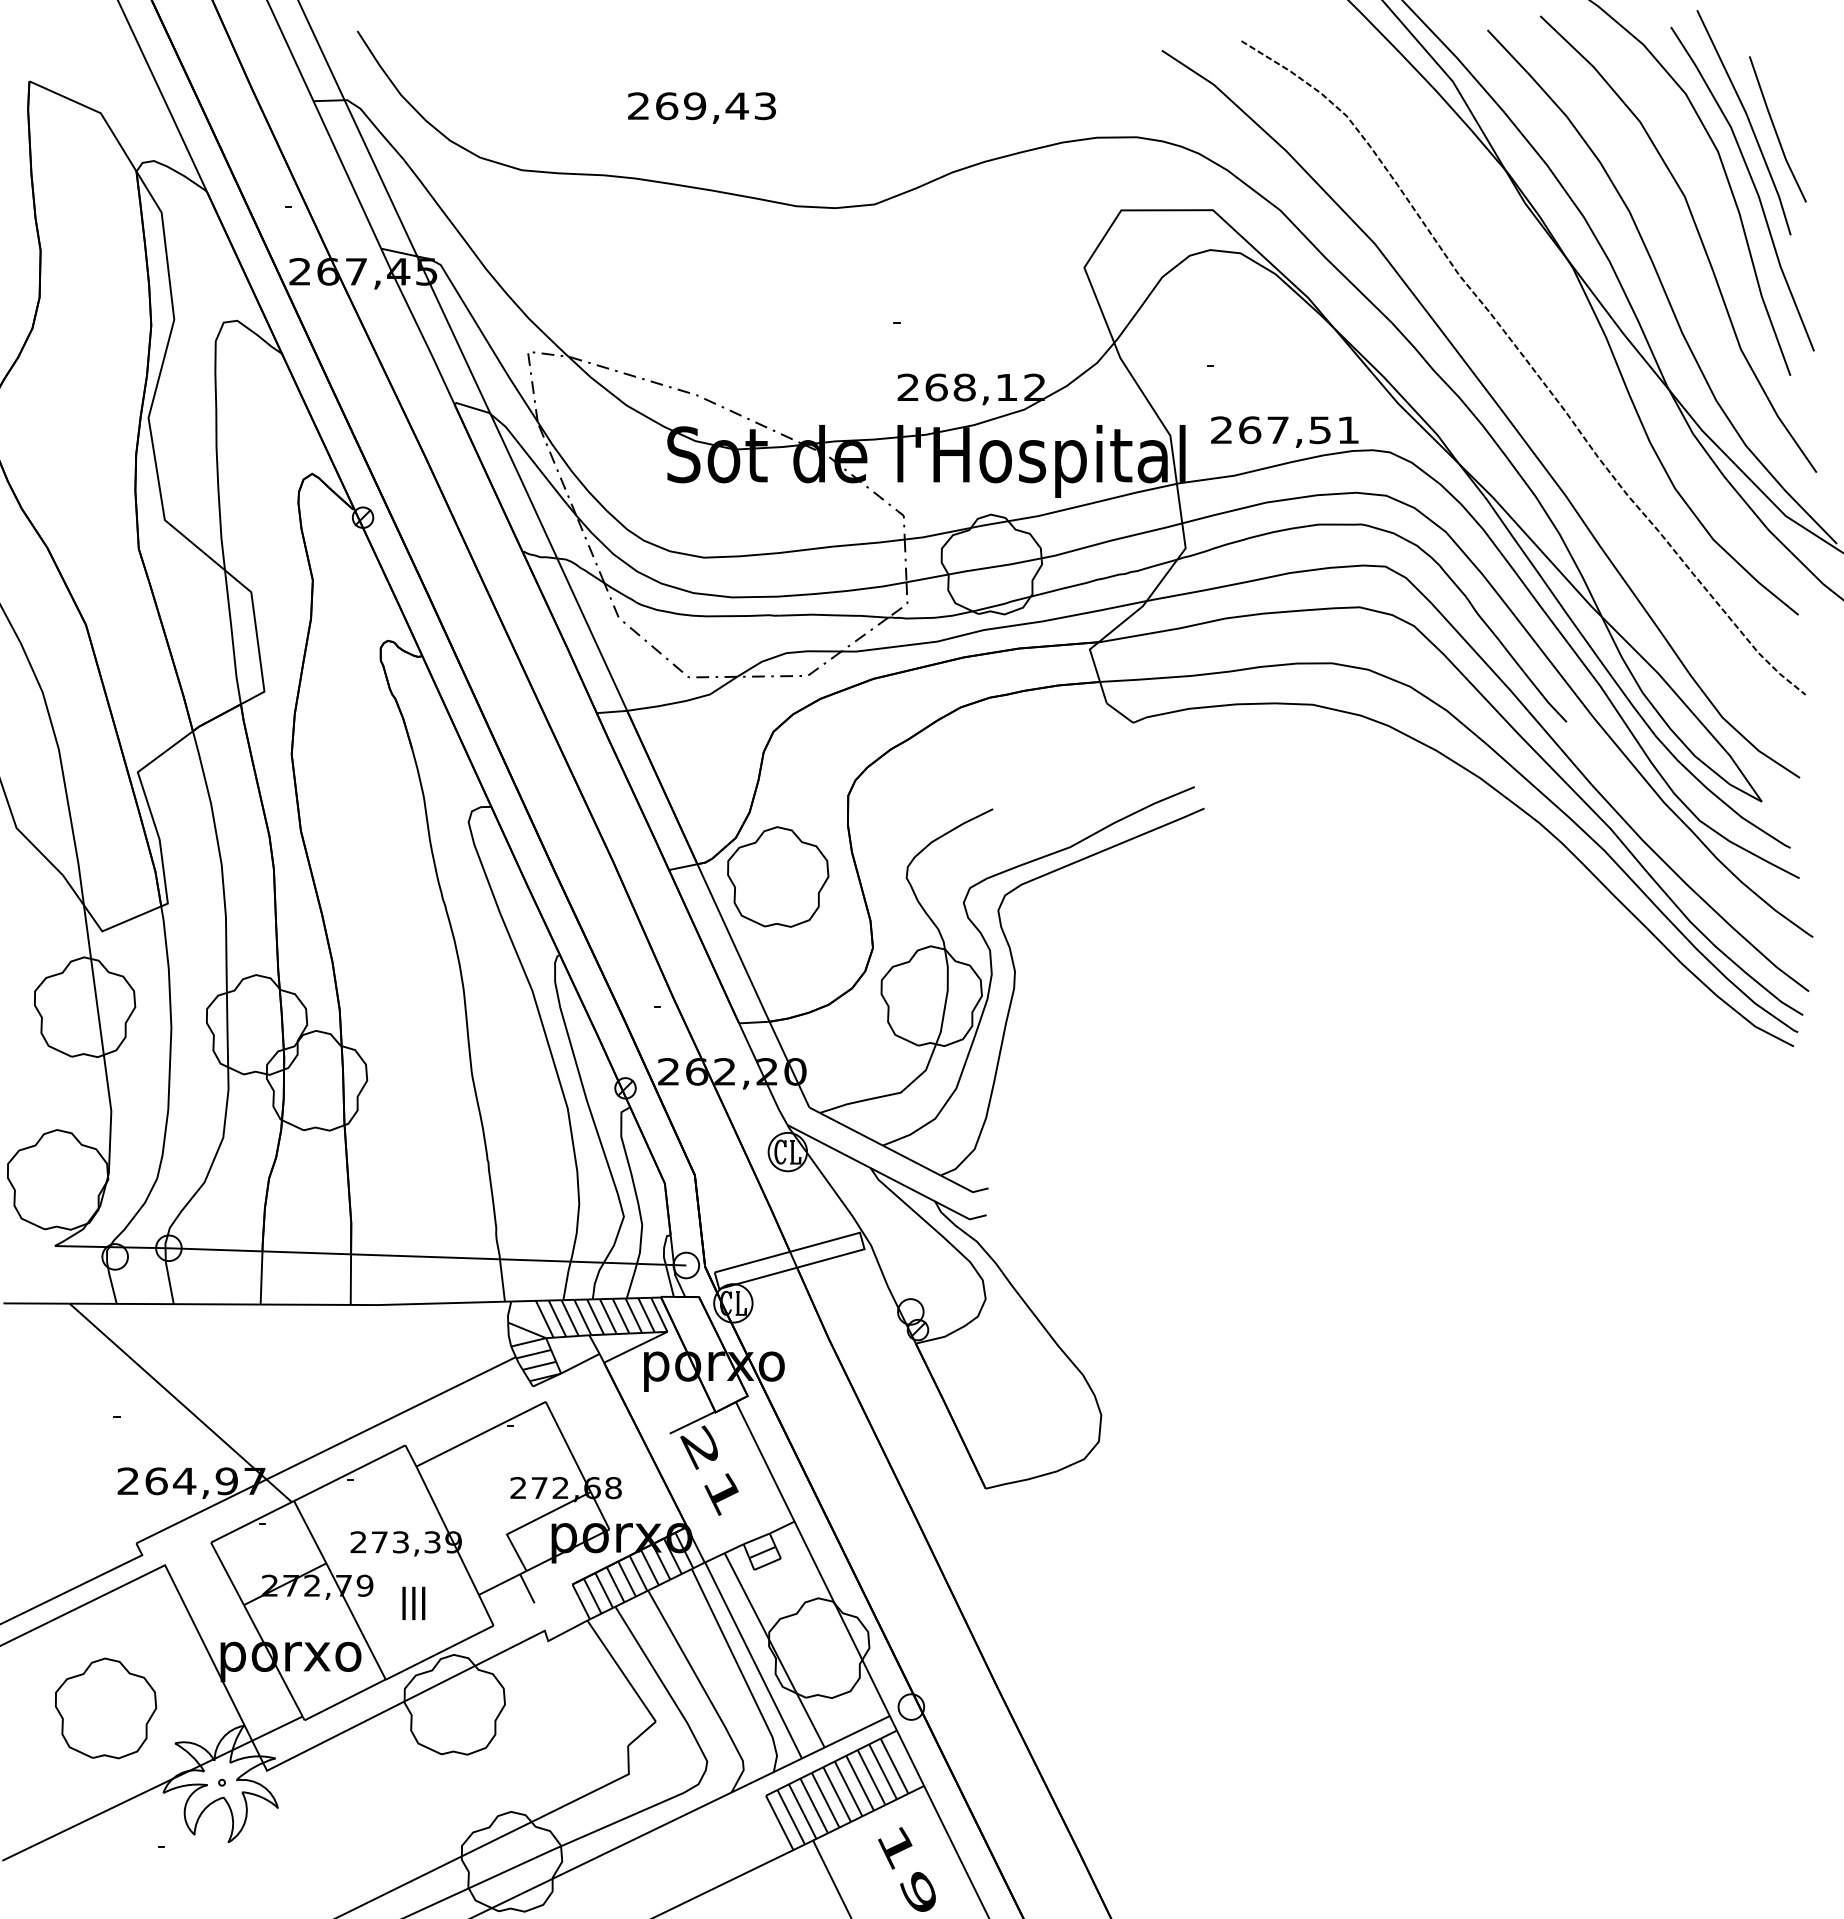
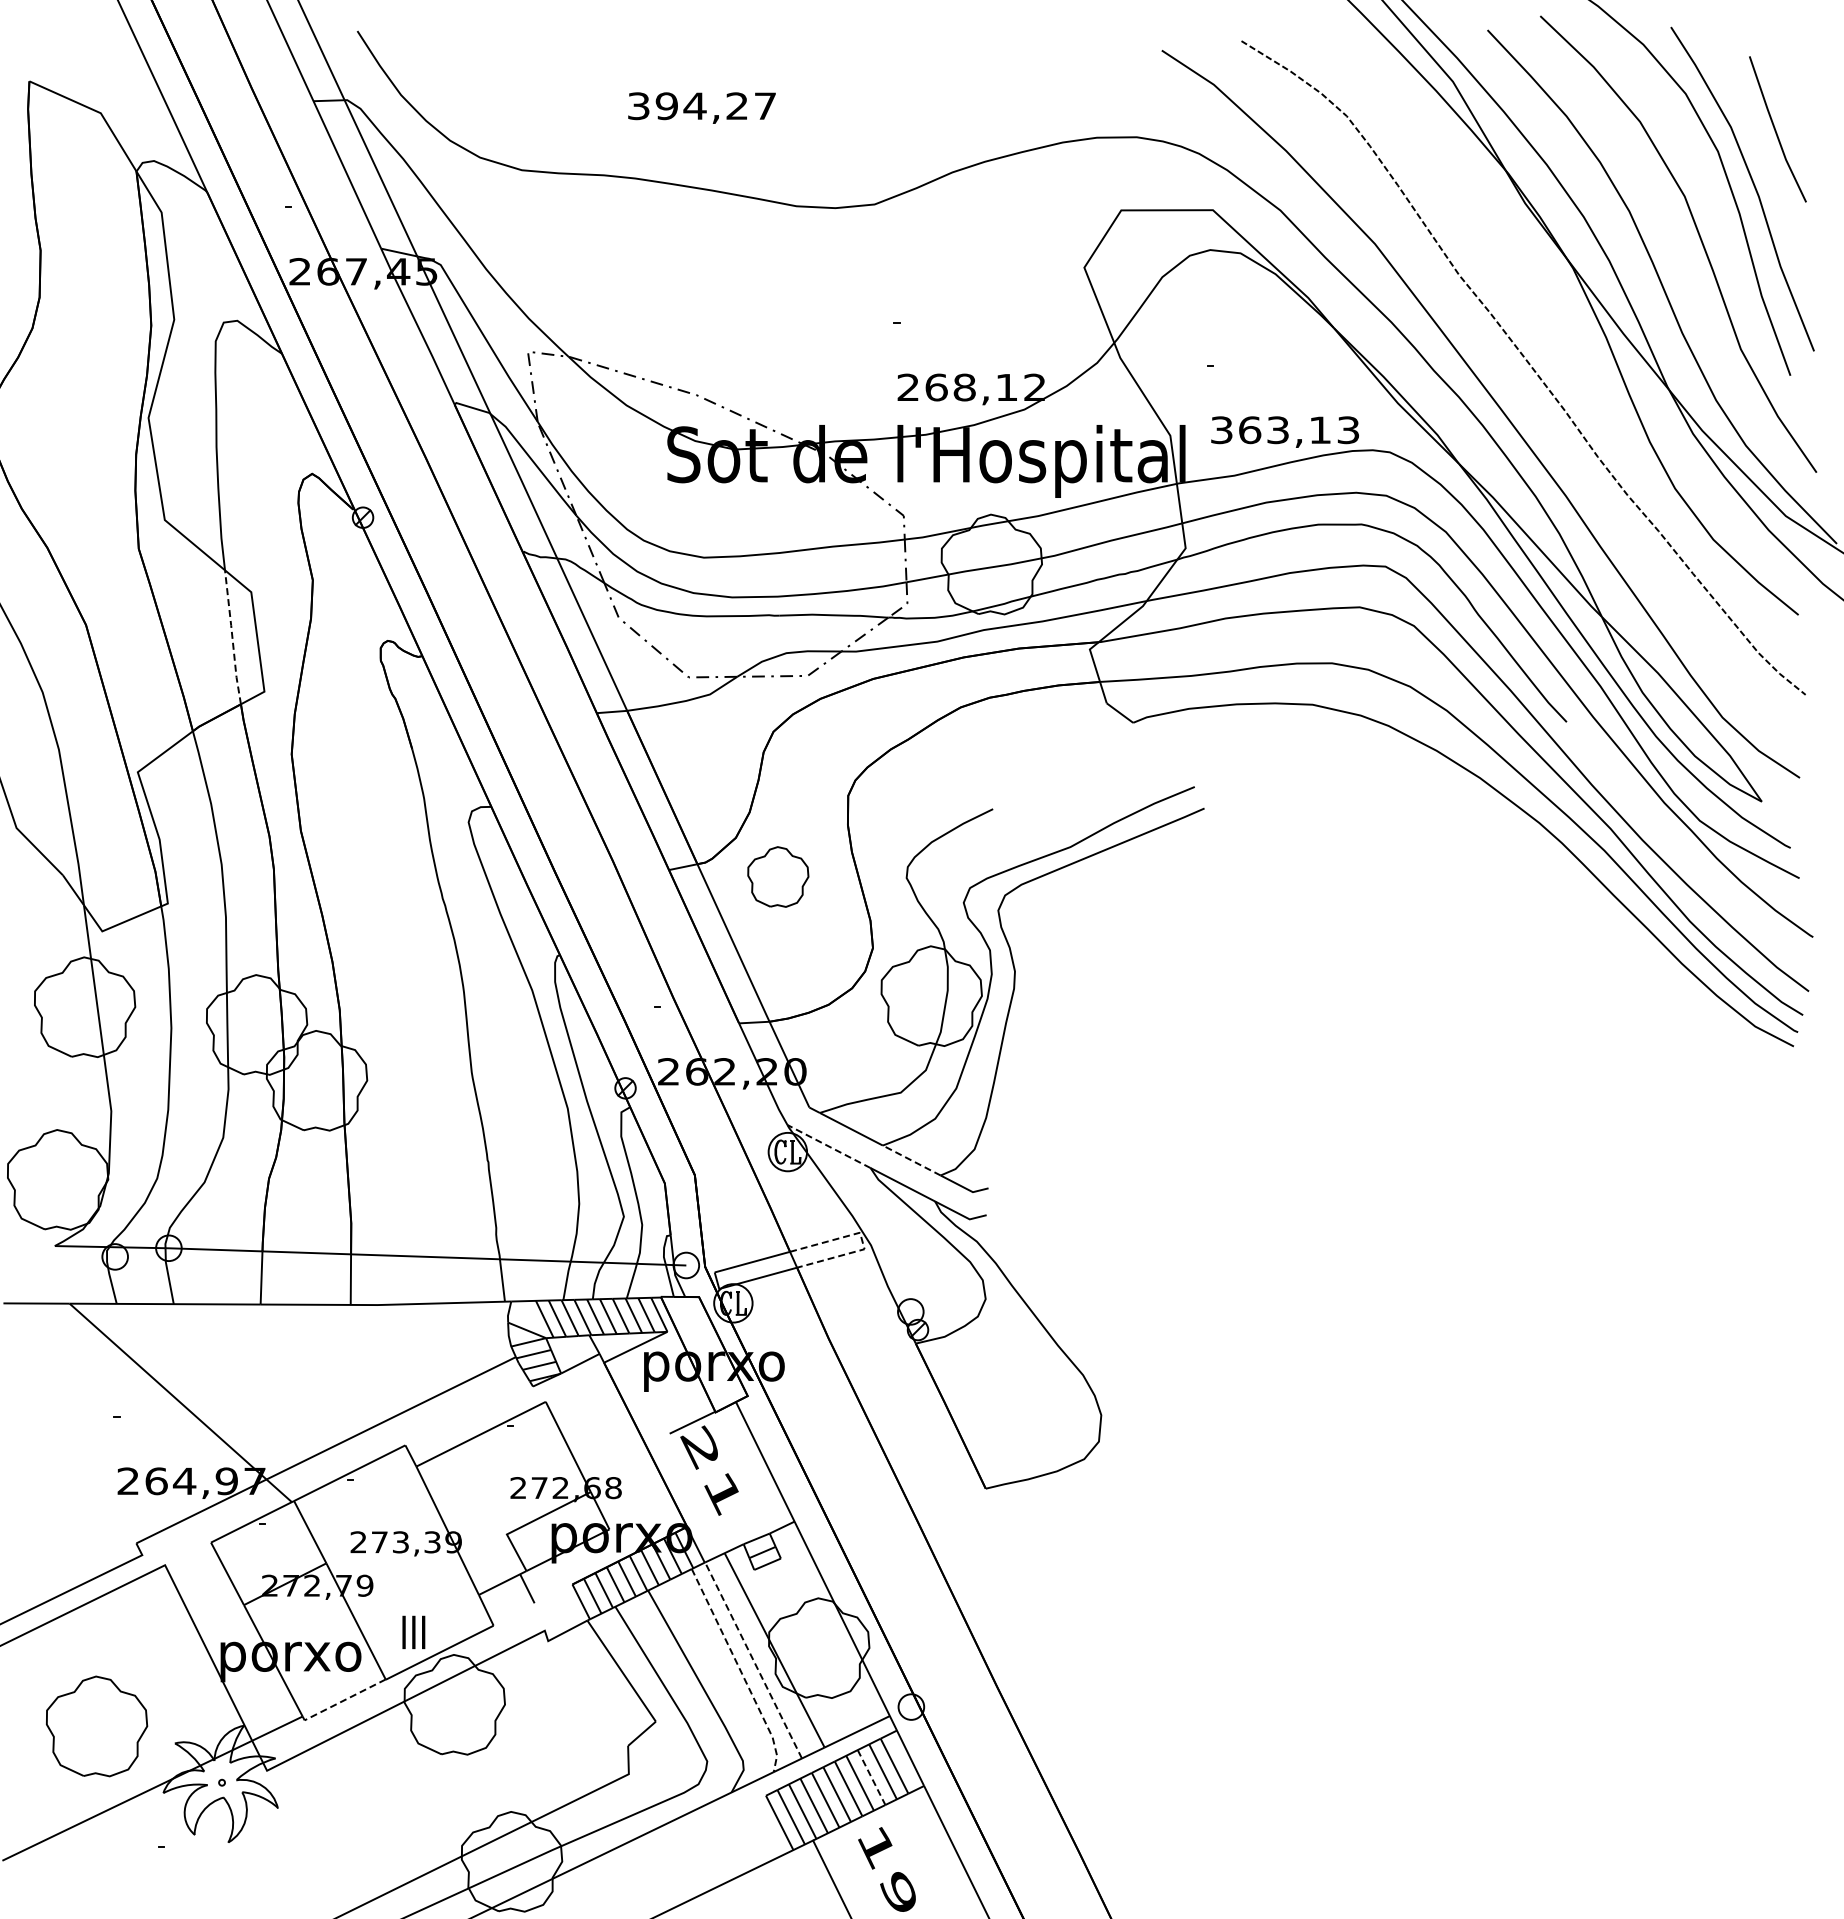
text: 269,43 -> 394,27 (701, 106)
line: present -> none (1747, 119)
text: 267,51 -> 363,13 (1285, 430)
line: solid -> dashed (232, 637)
part size: 103x102 px -> 63x62 px (778, 876)
line: solid -> dashed (829, 1146)
line: solid -> dashed (911, 1160)
line: solid -> dashed (862, 1240)
text position: (413, 1603) -> (413, 1632) (413, 1632)
line: solid -> dashed (753, 1660)
line: solid -> dashed (740, 1670)
line: solid -> dashed (344, 1700)
part position: (106, 1708) -> (97, 1726) (97, 1726)
line: solid -> dashed (871, 1777)
text position: (906, 1869) -> (886, 1869) (886, 1869)
